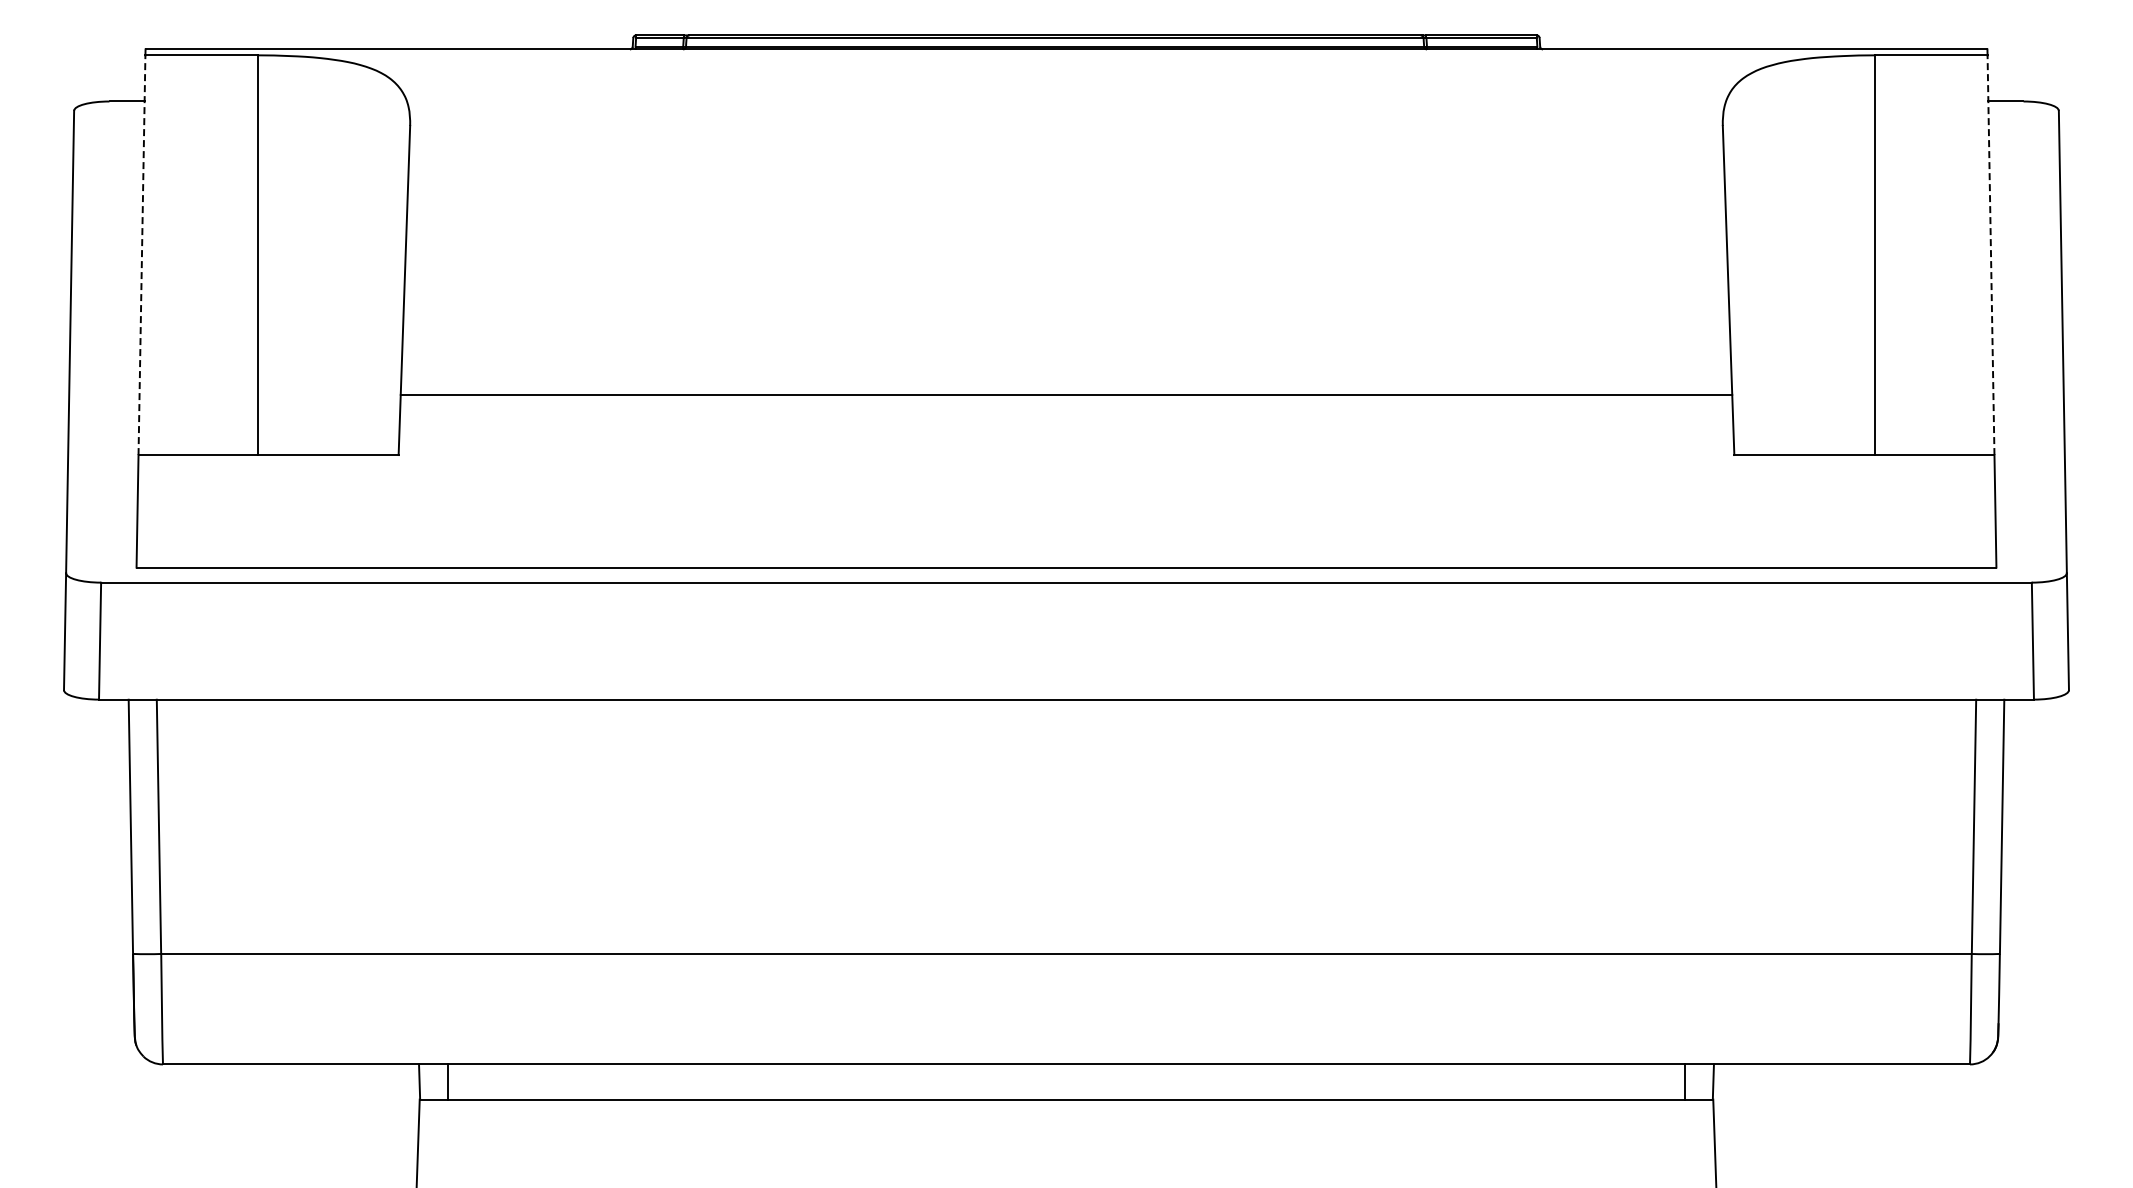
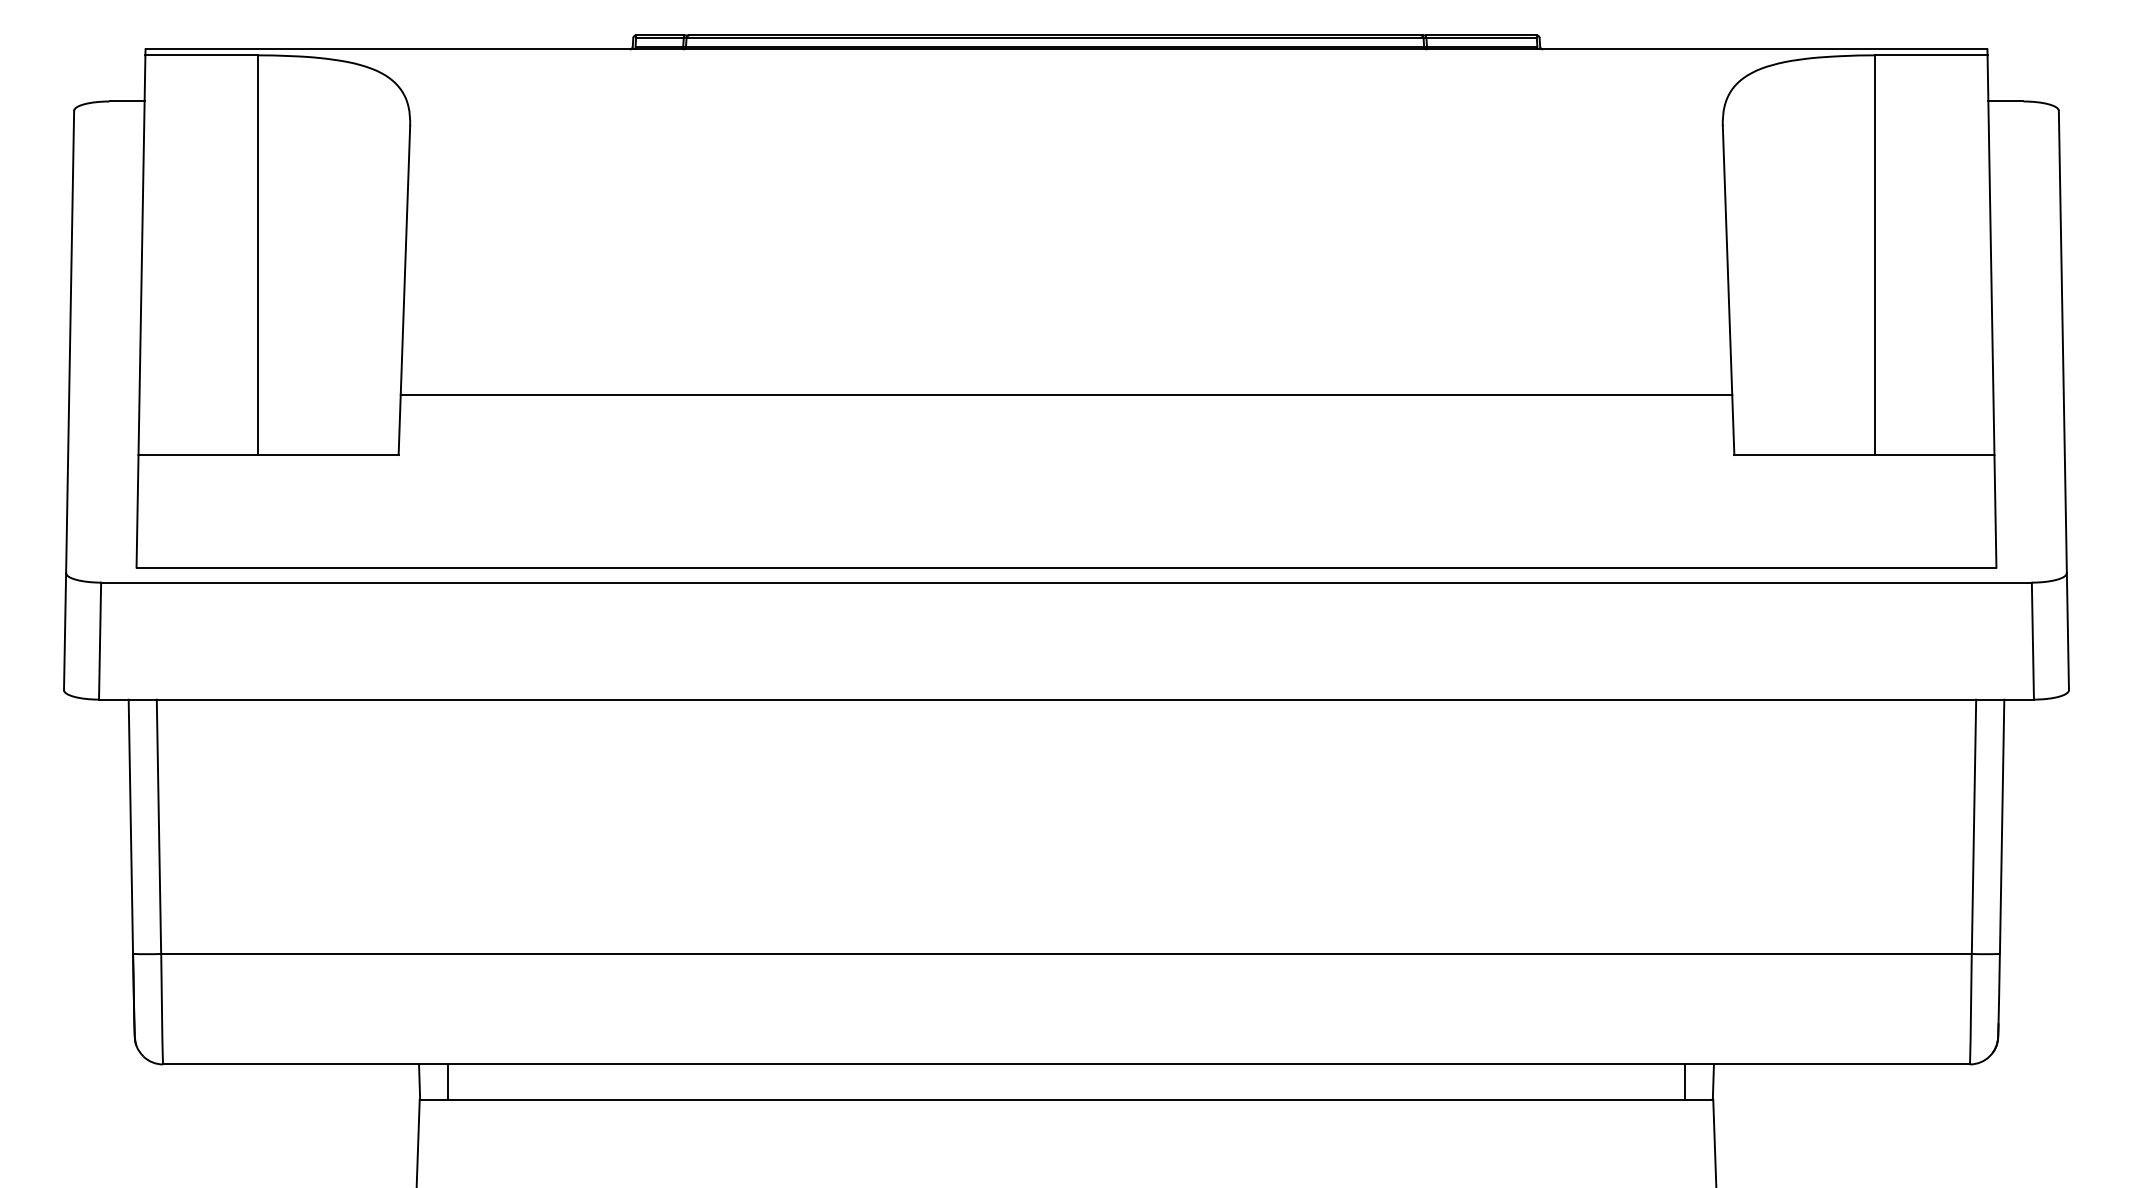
line: dashed -> solid (141, 255)
line: dashed -> solid (1991, 255)
